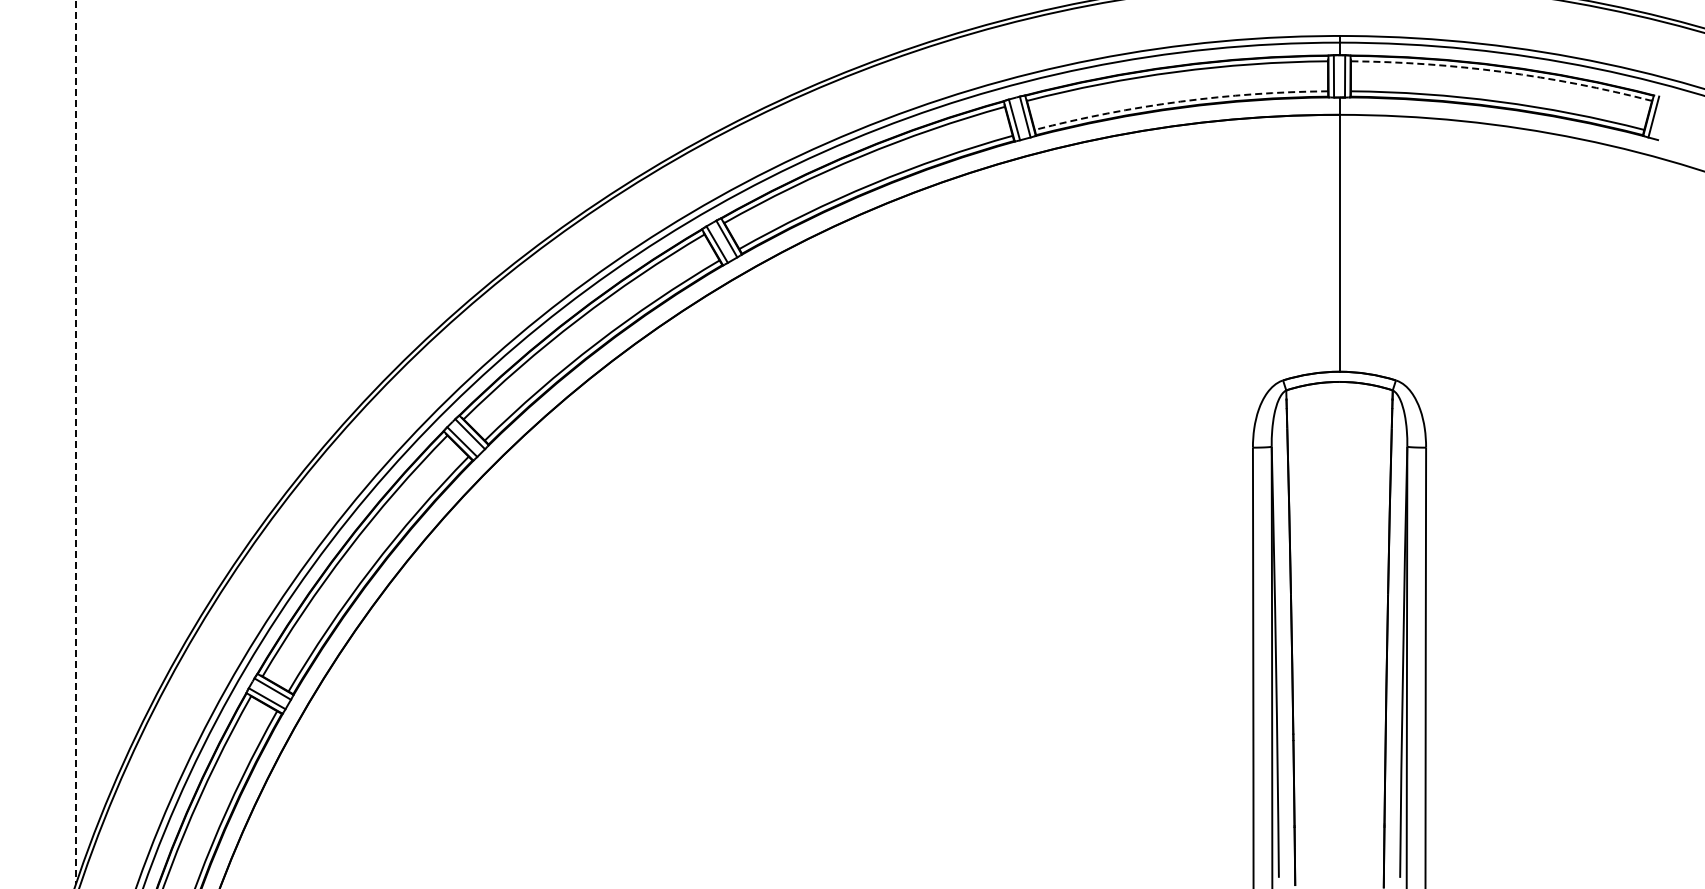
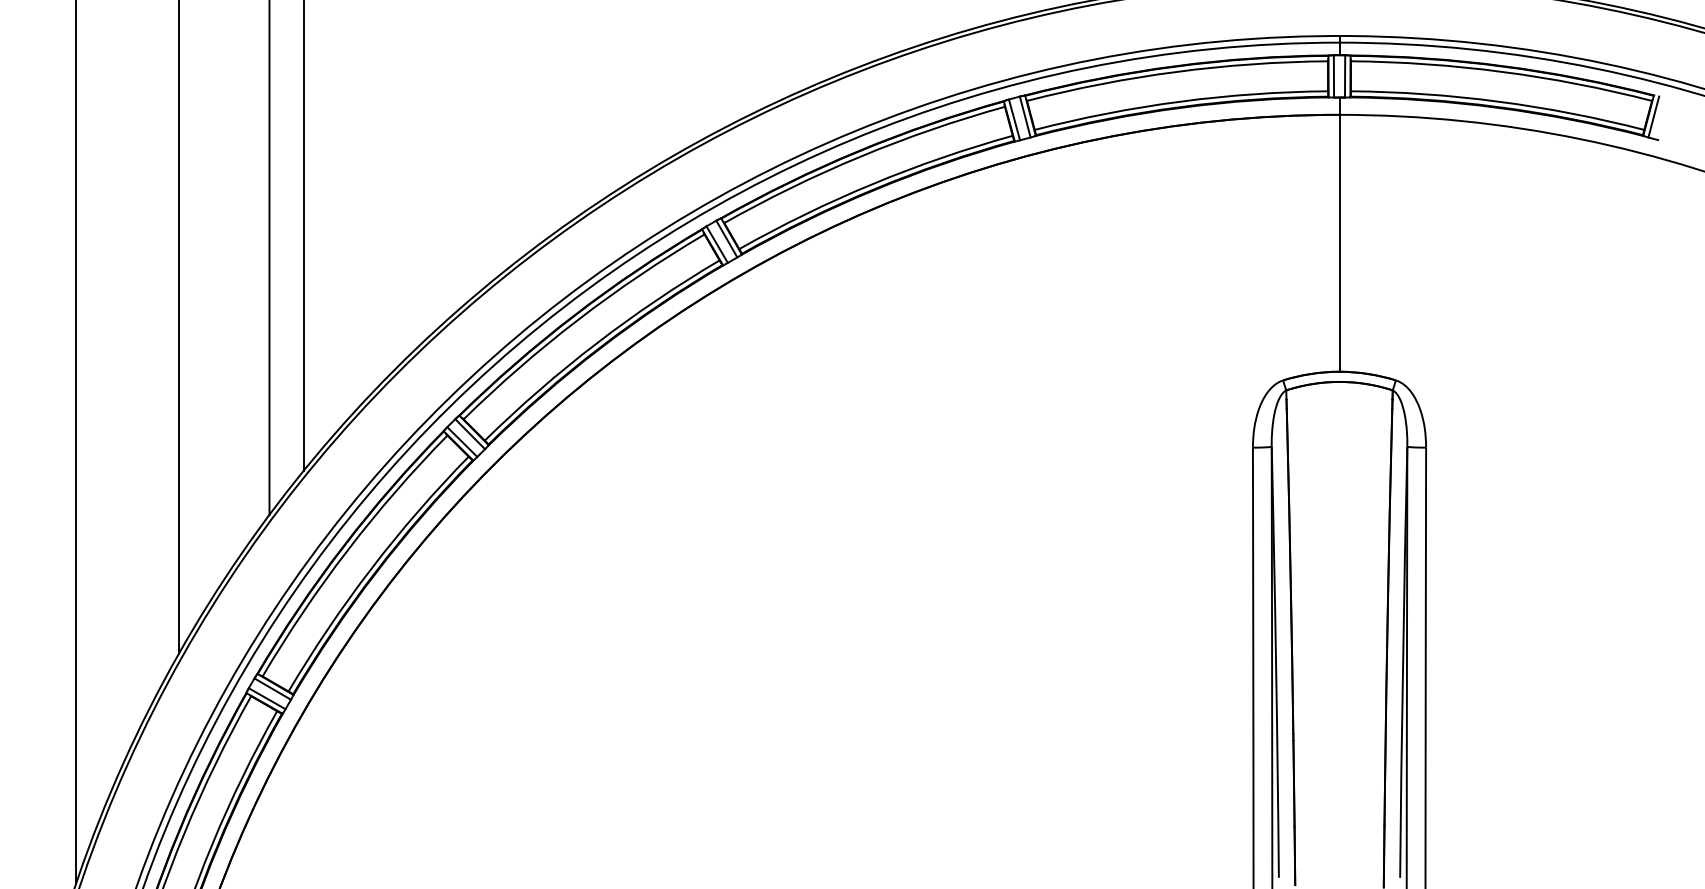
arc: dashed -> solid (1502, 71)
arc: dashed -> solid (1180, 101)
line: none -> present (304, 236)
line: none -> present (269, 258)
line: none -> present (178, 328)
line: dashed -> solid (76, 442)
